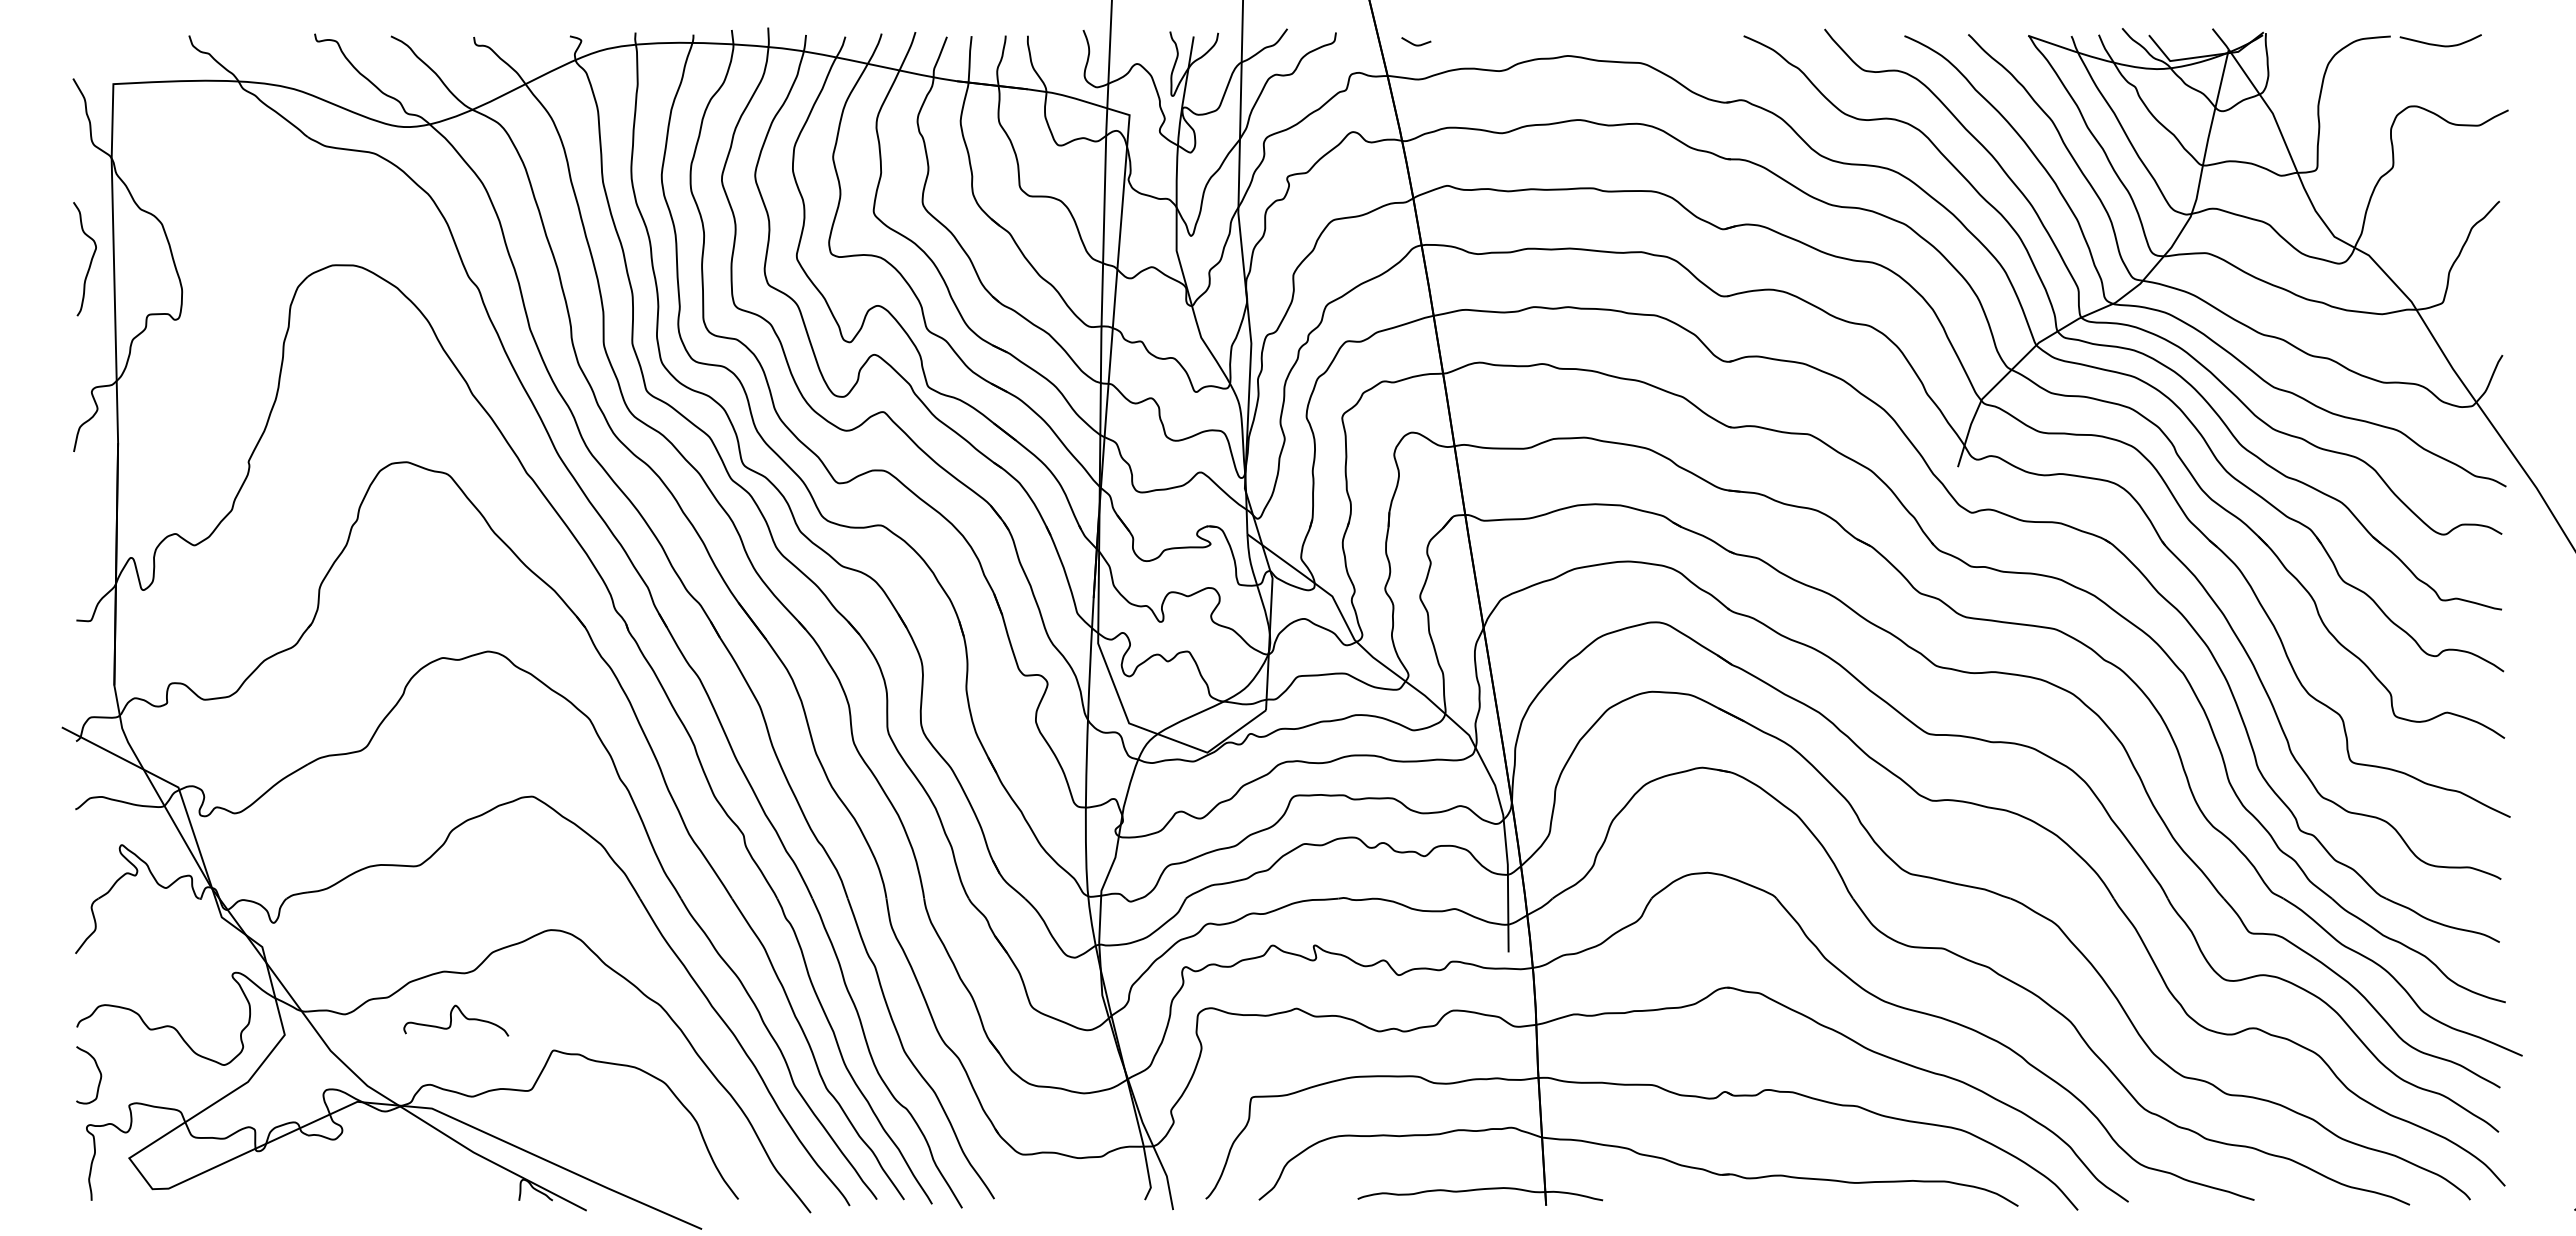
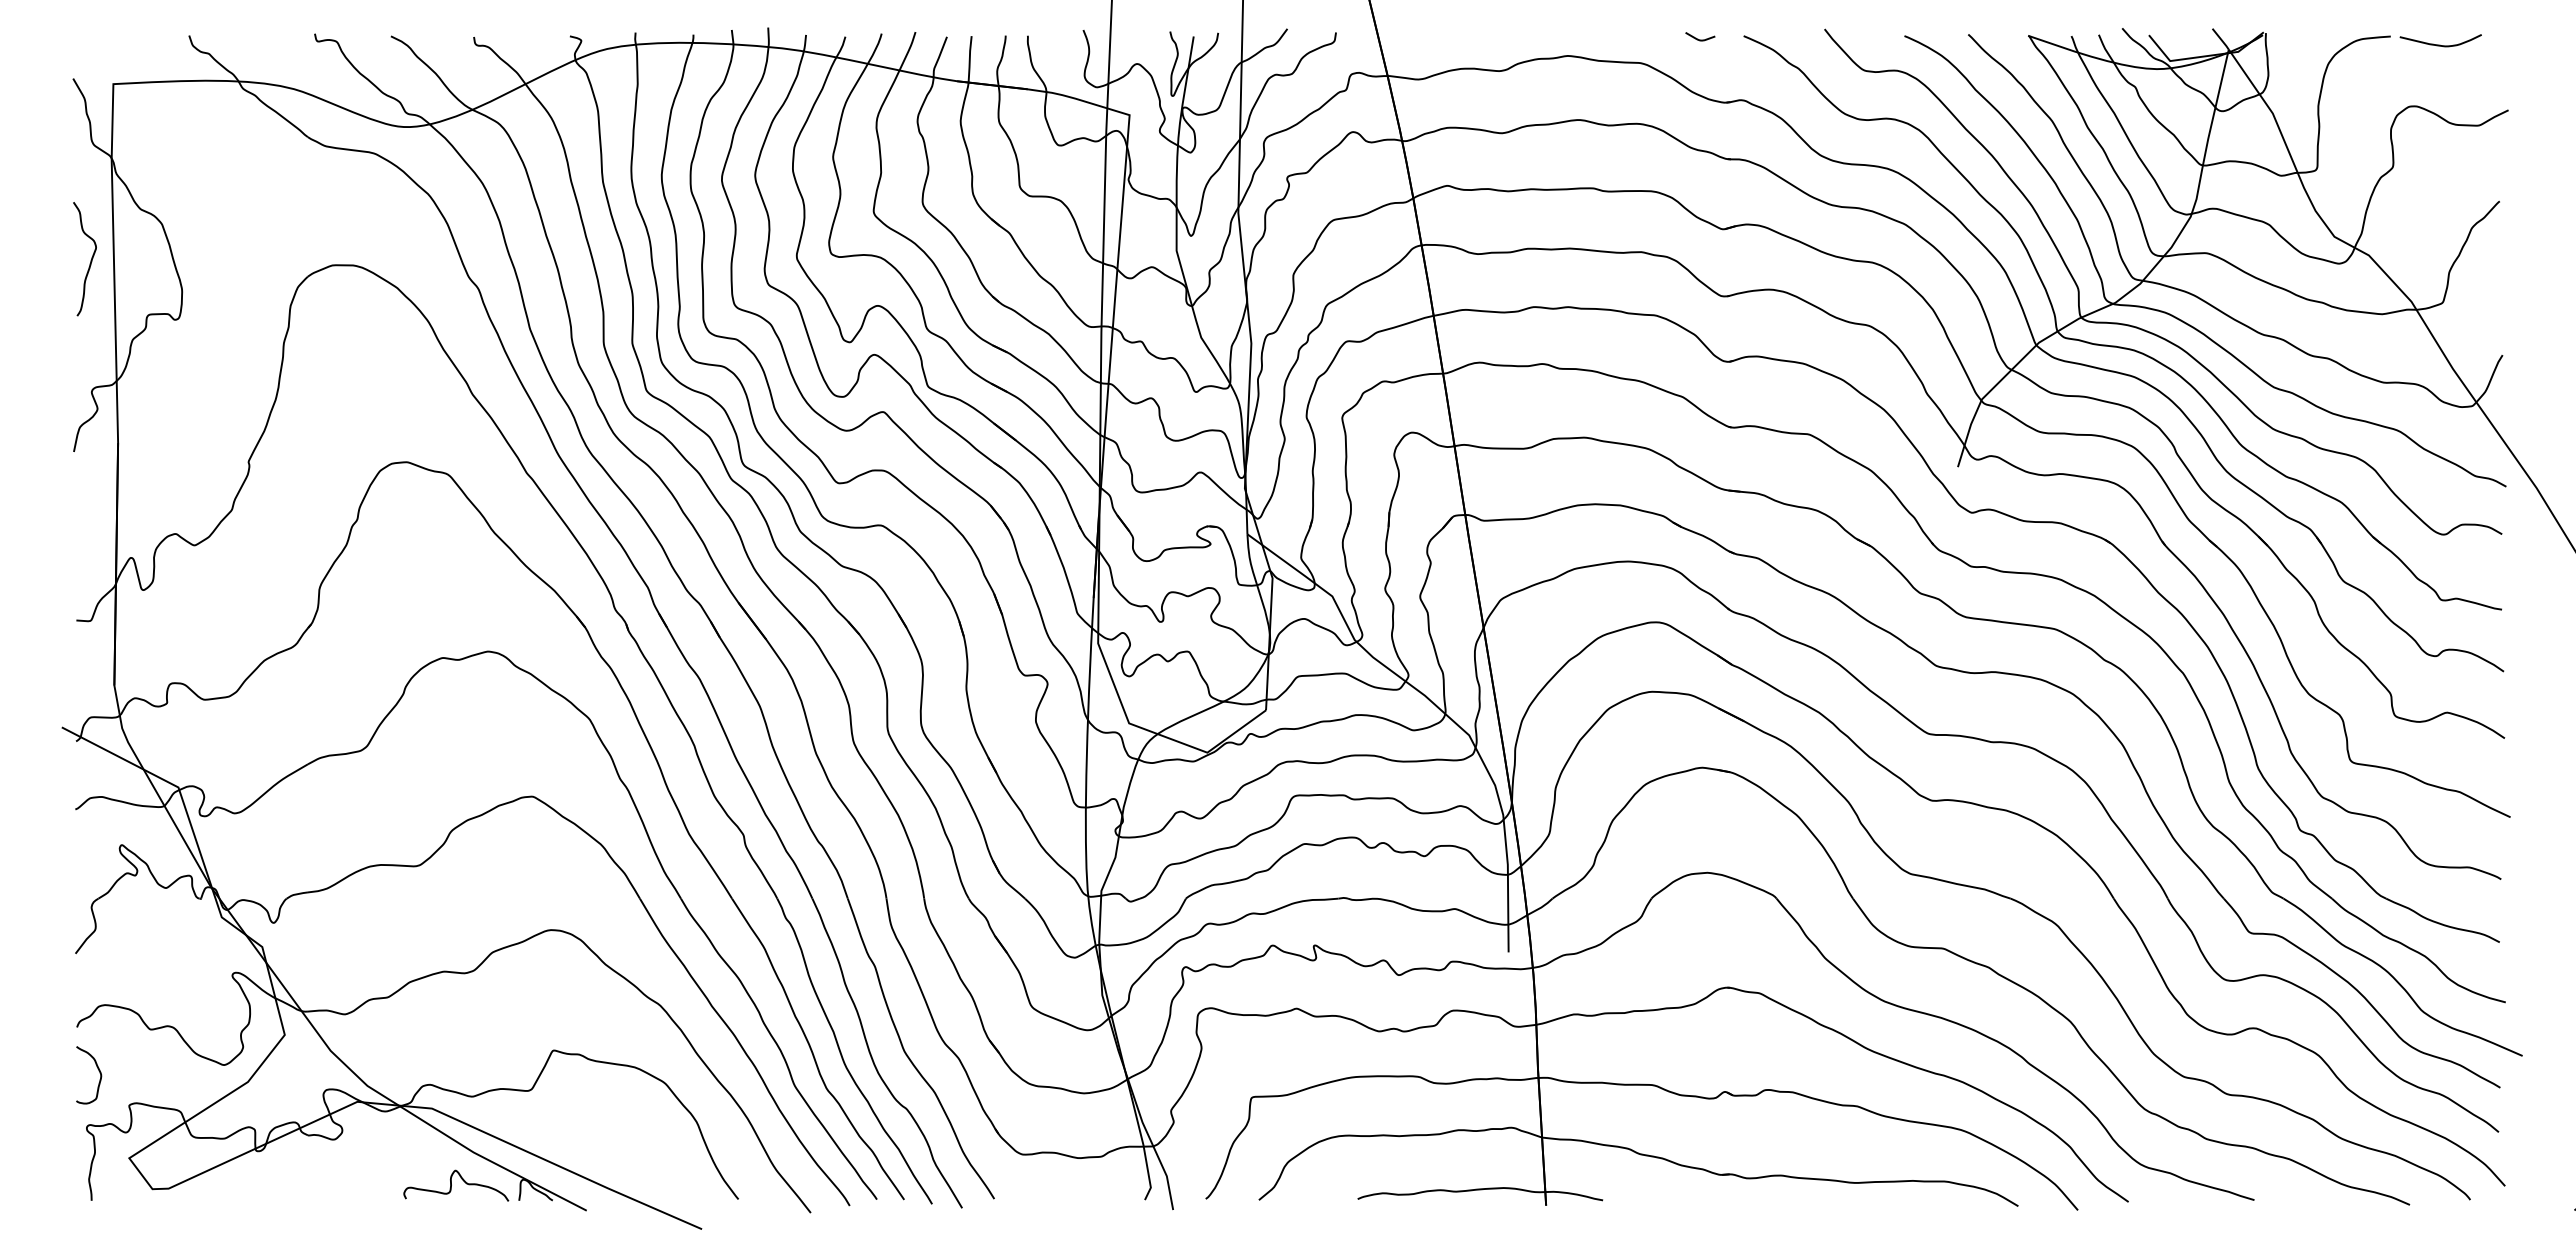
curve position: (1414, 43) -> (1698, 38) (1698, 38)
curve position: (451, 1020) -> (451, 1185) (451, 1185)
